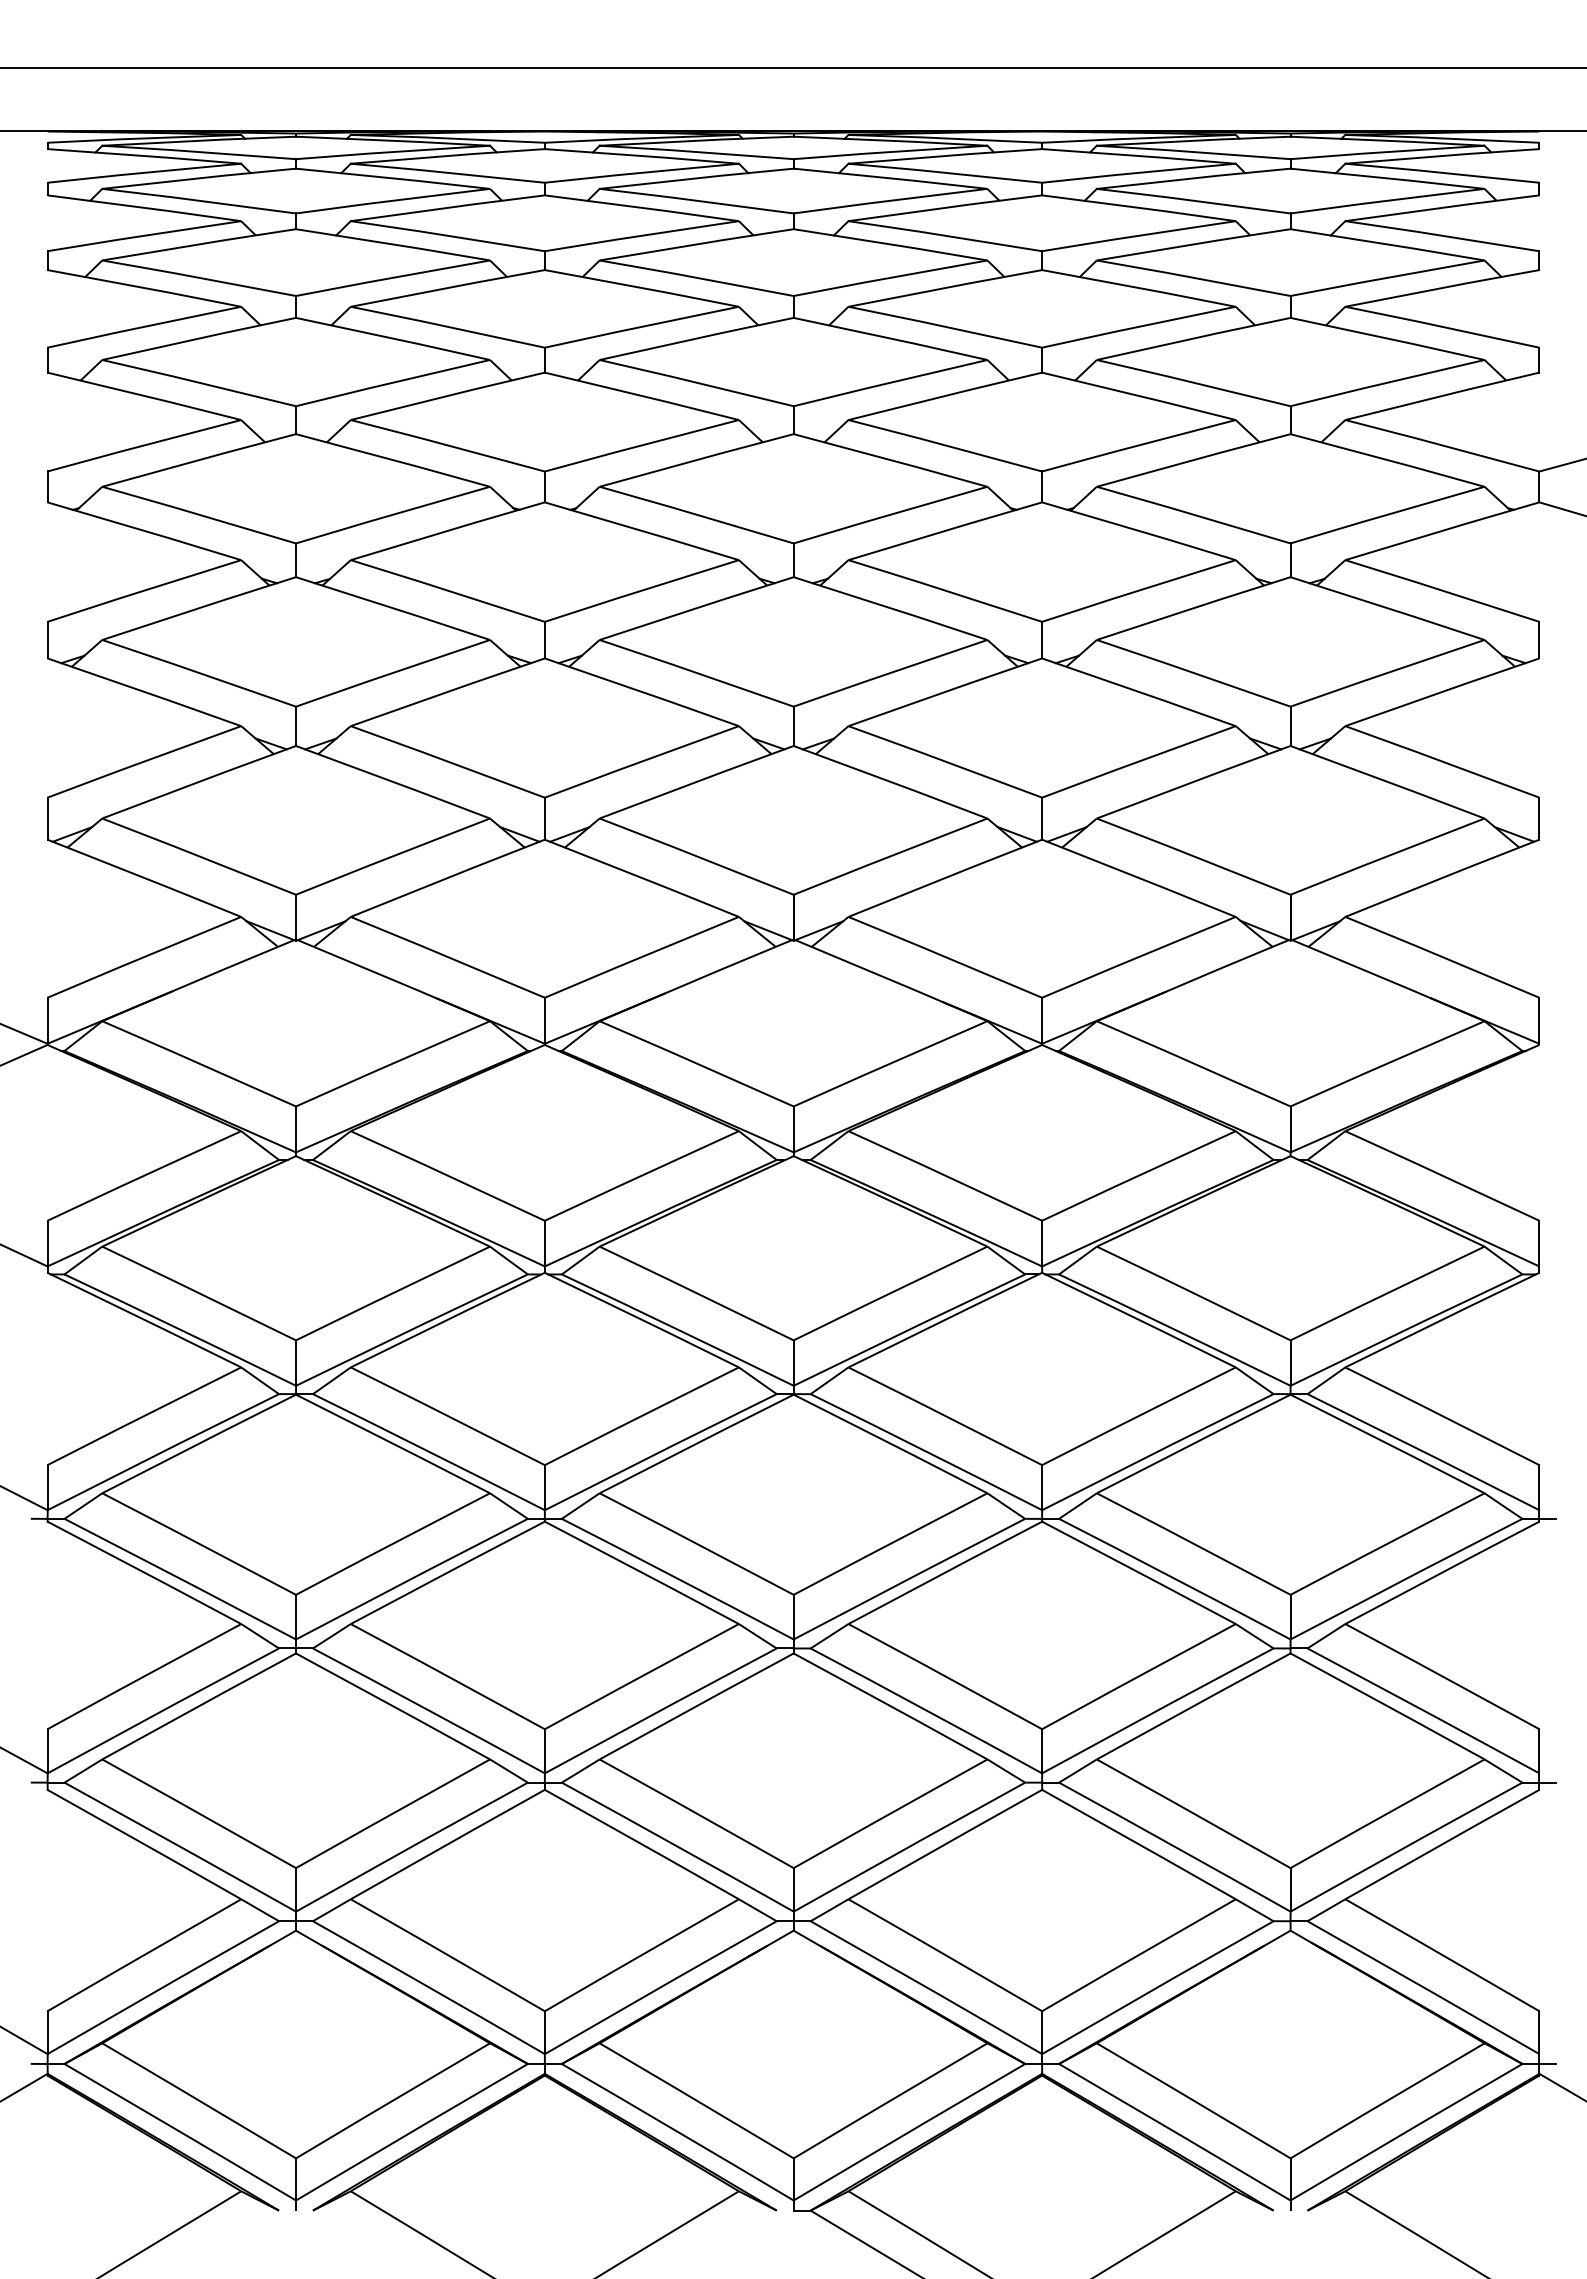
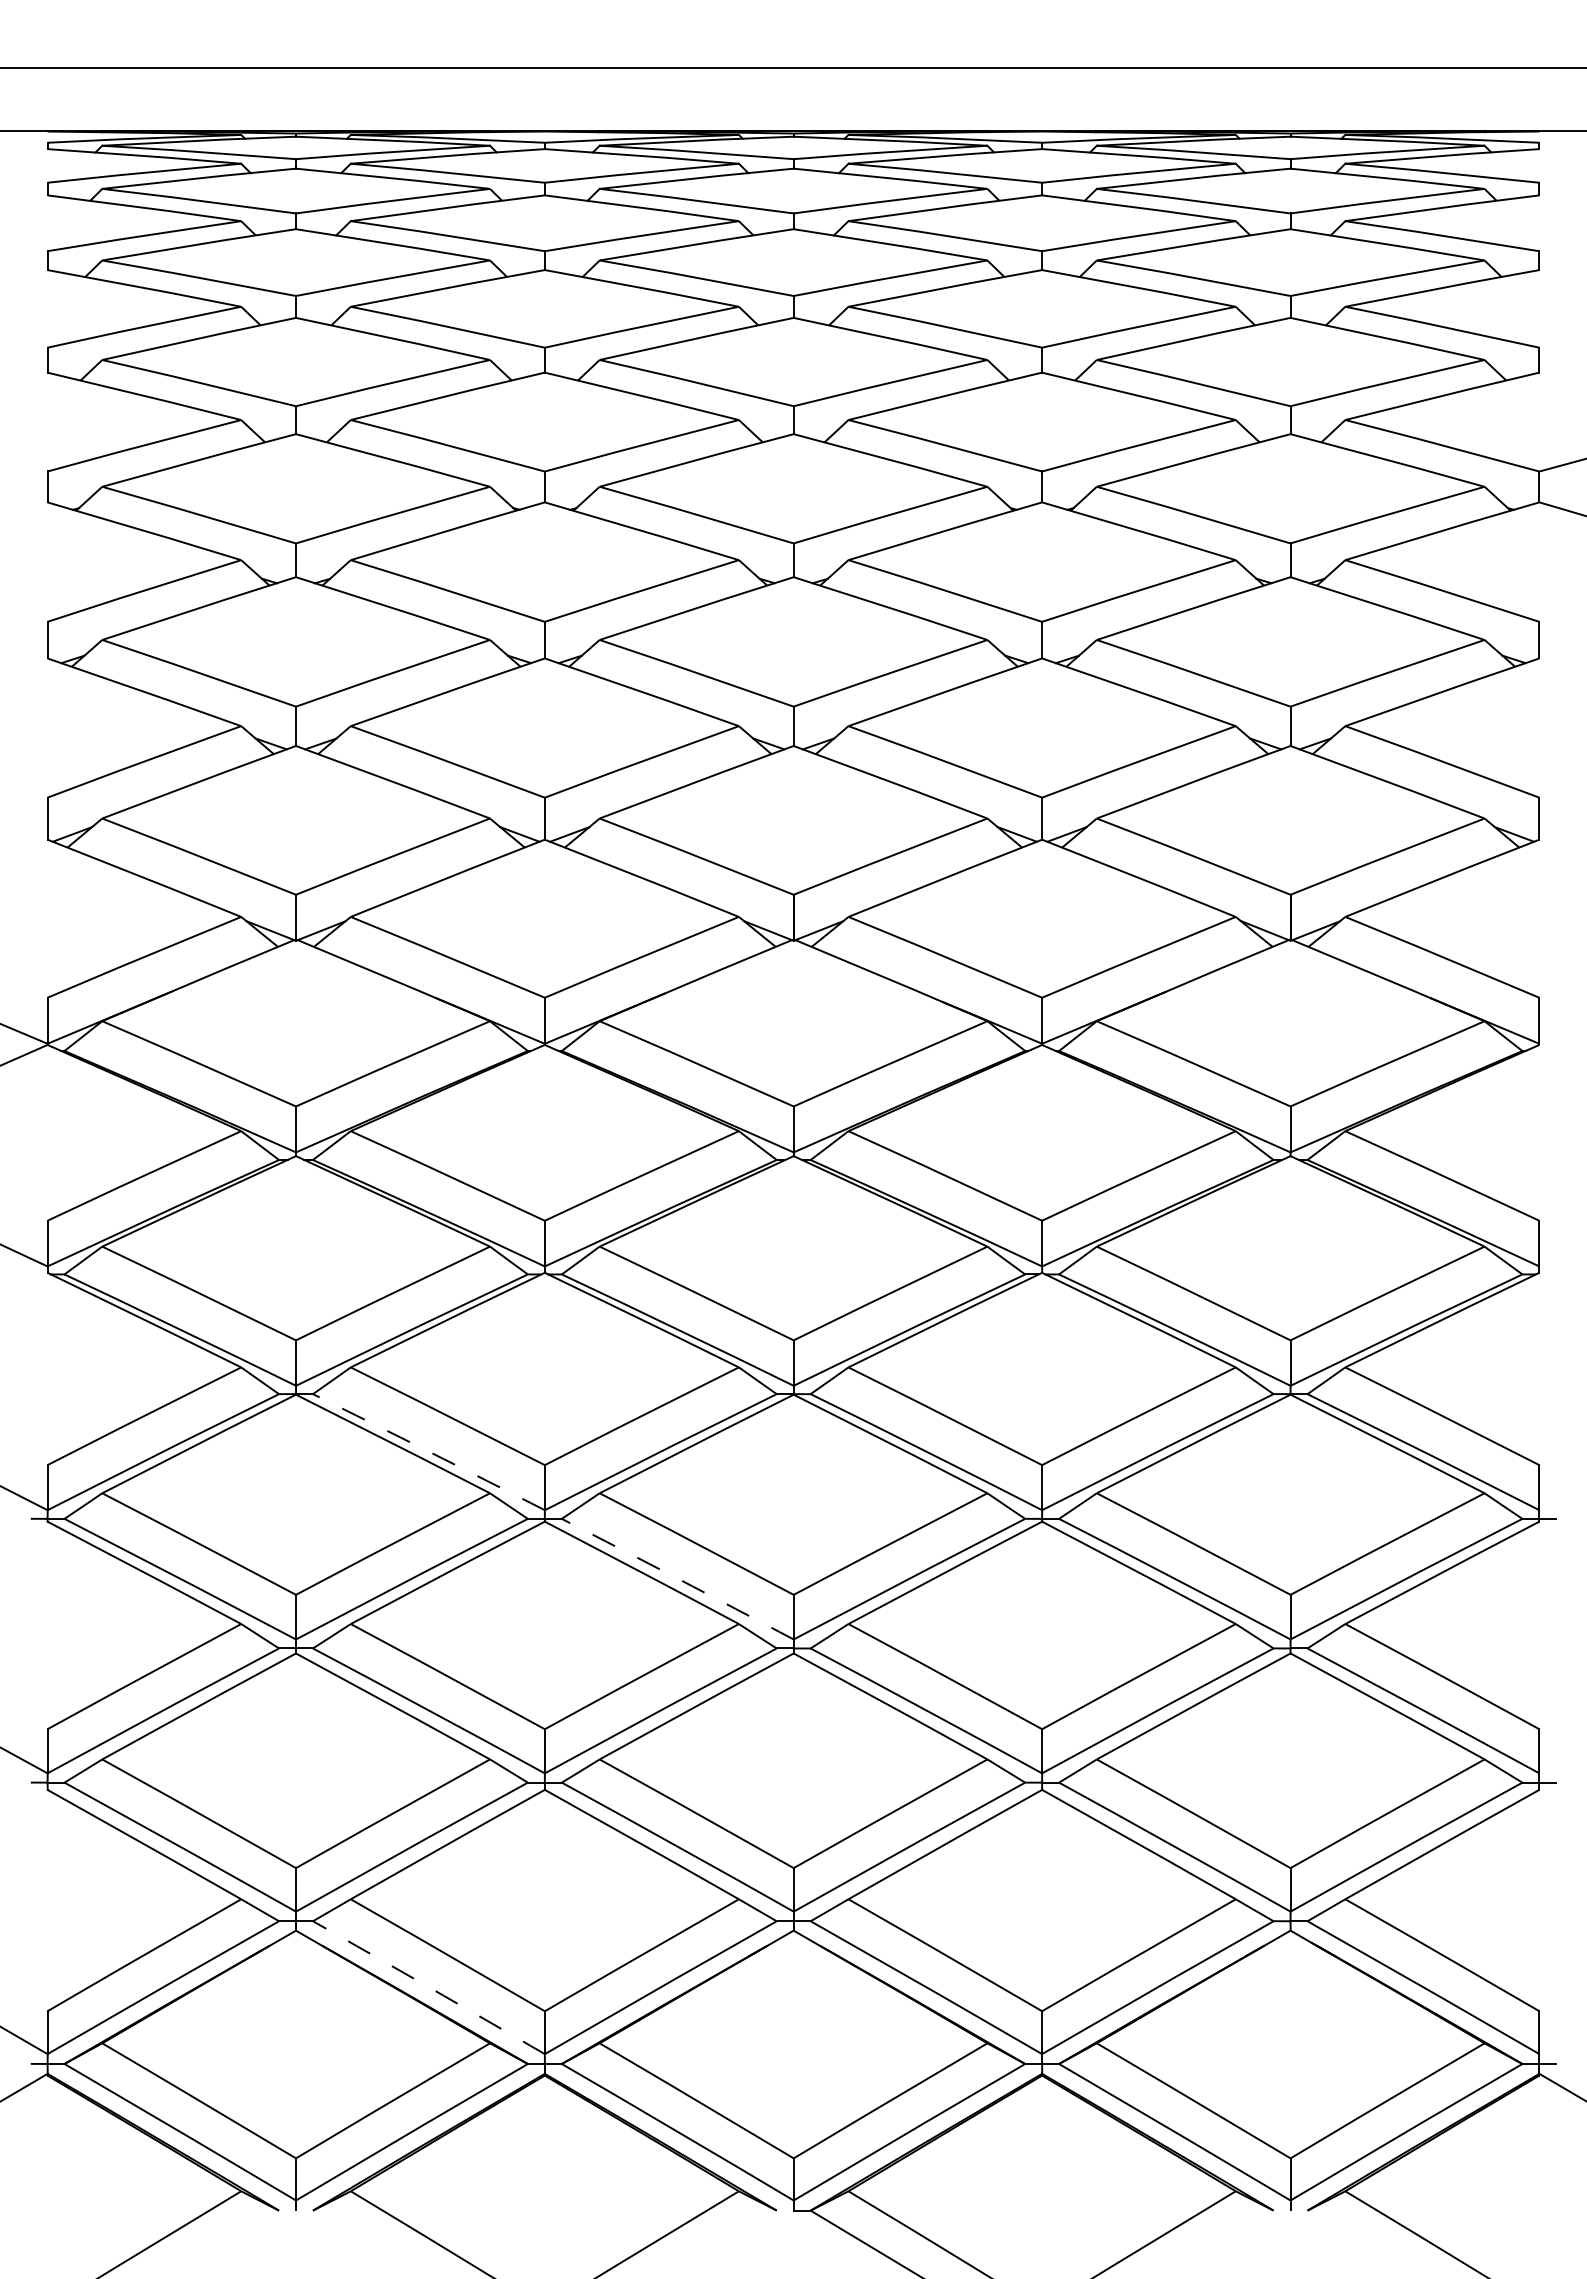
arc: solid -> dashed (429, 1451)
arc: solid -> dashed (677, 1578)
arc: solid -> dashed (429, 1987)
